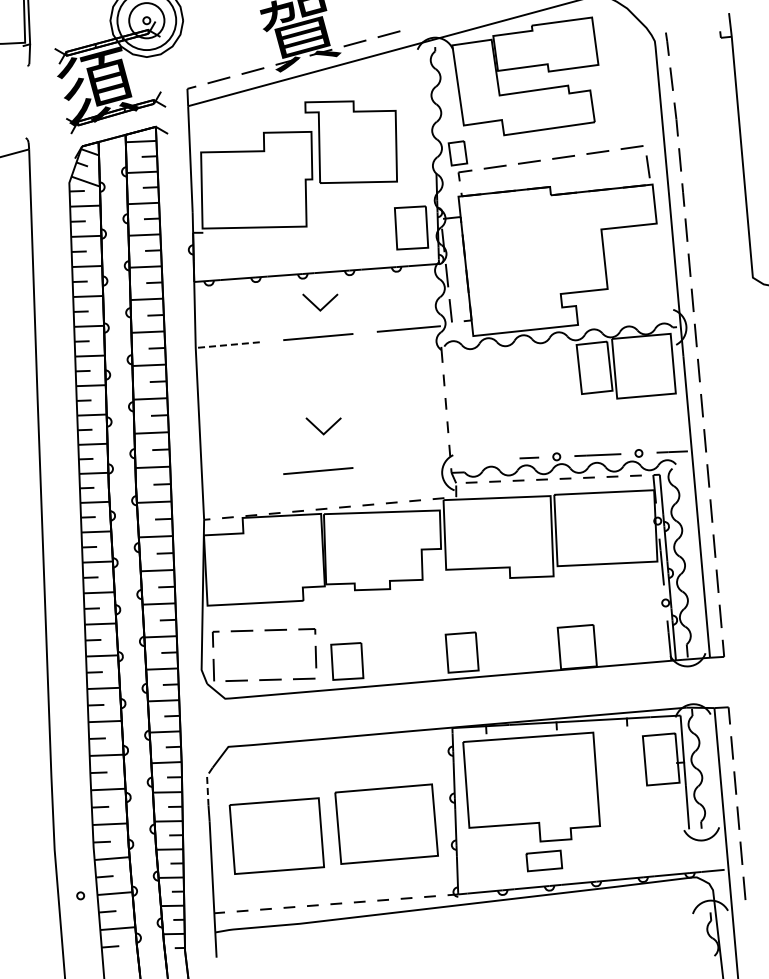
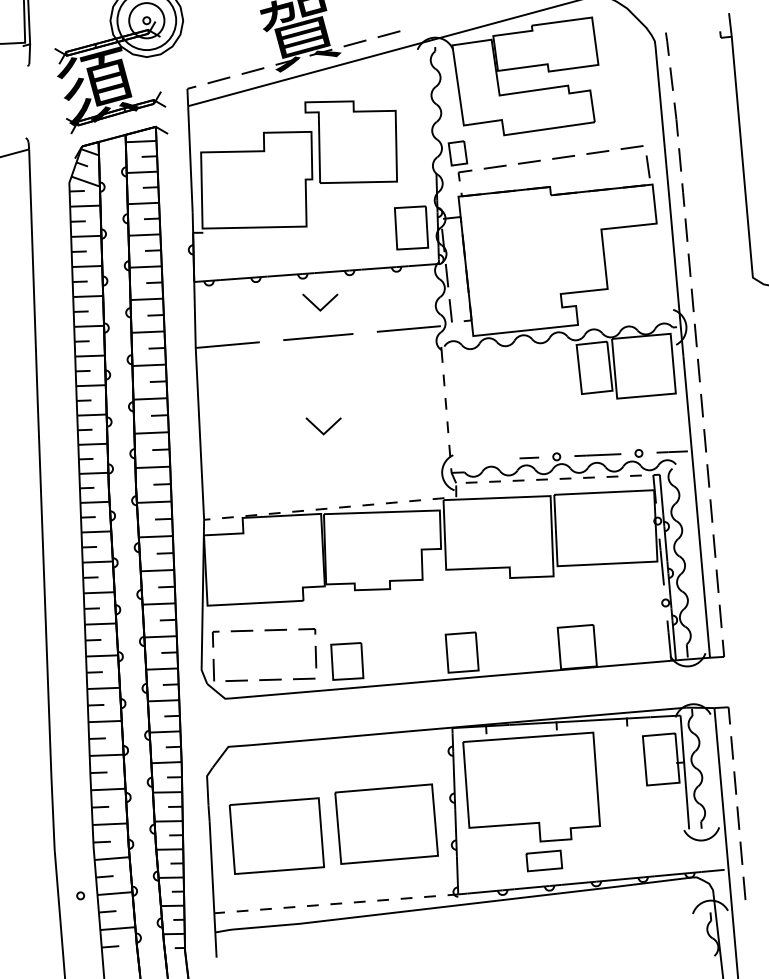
line: dashed -> solid (227, 345)
line: present -> none (318, 470)
line: dashed -> solid (207, 784)
